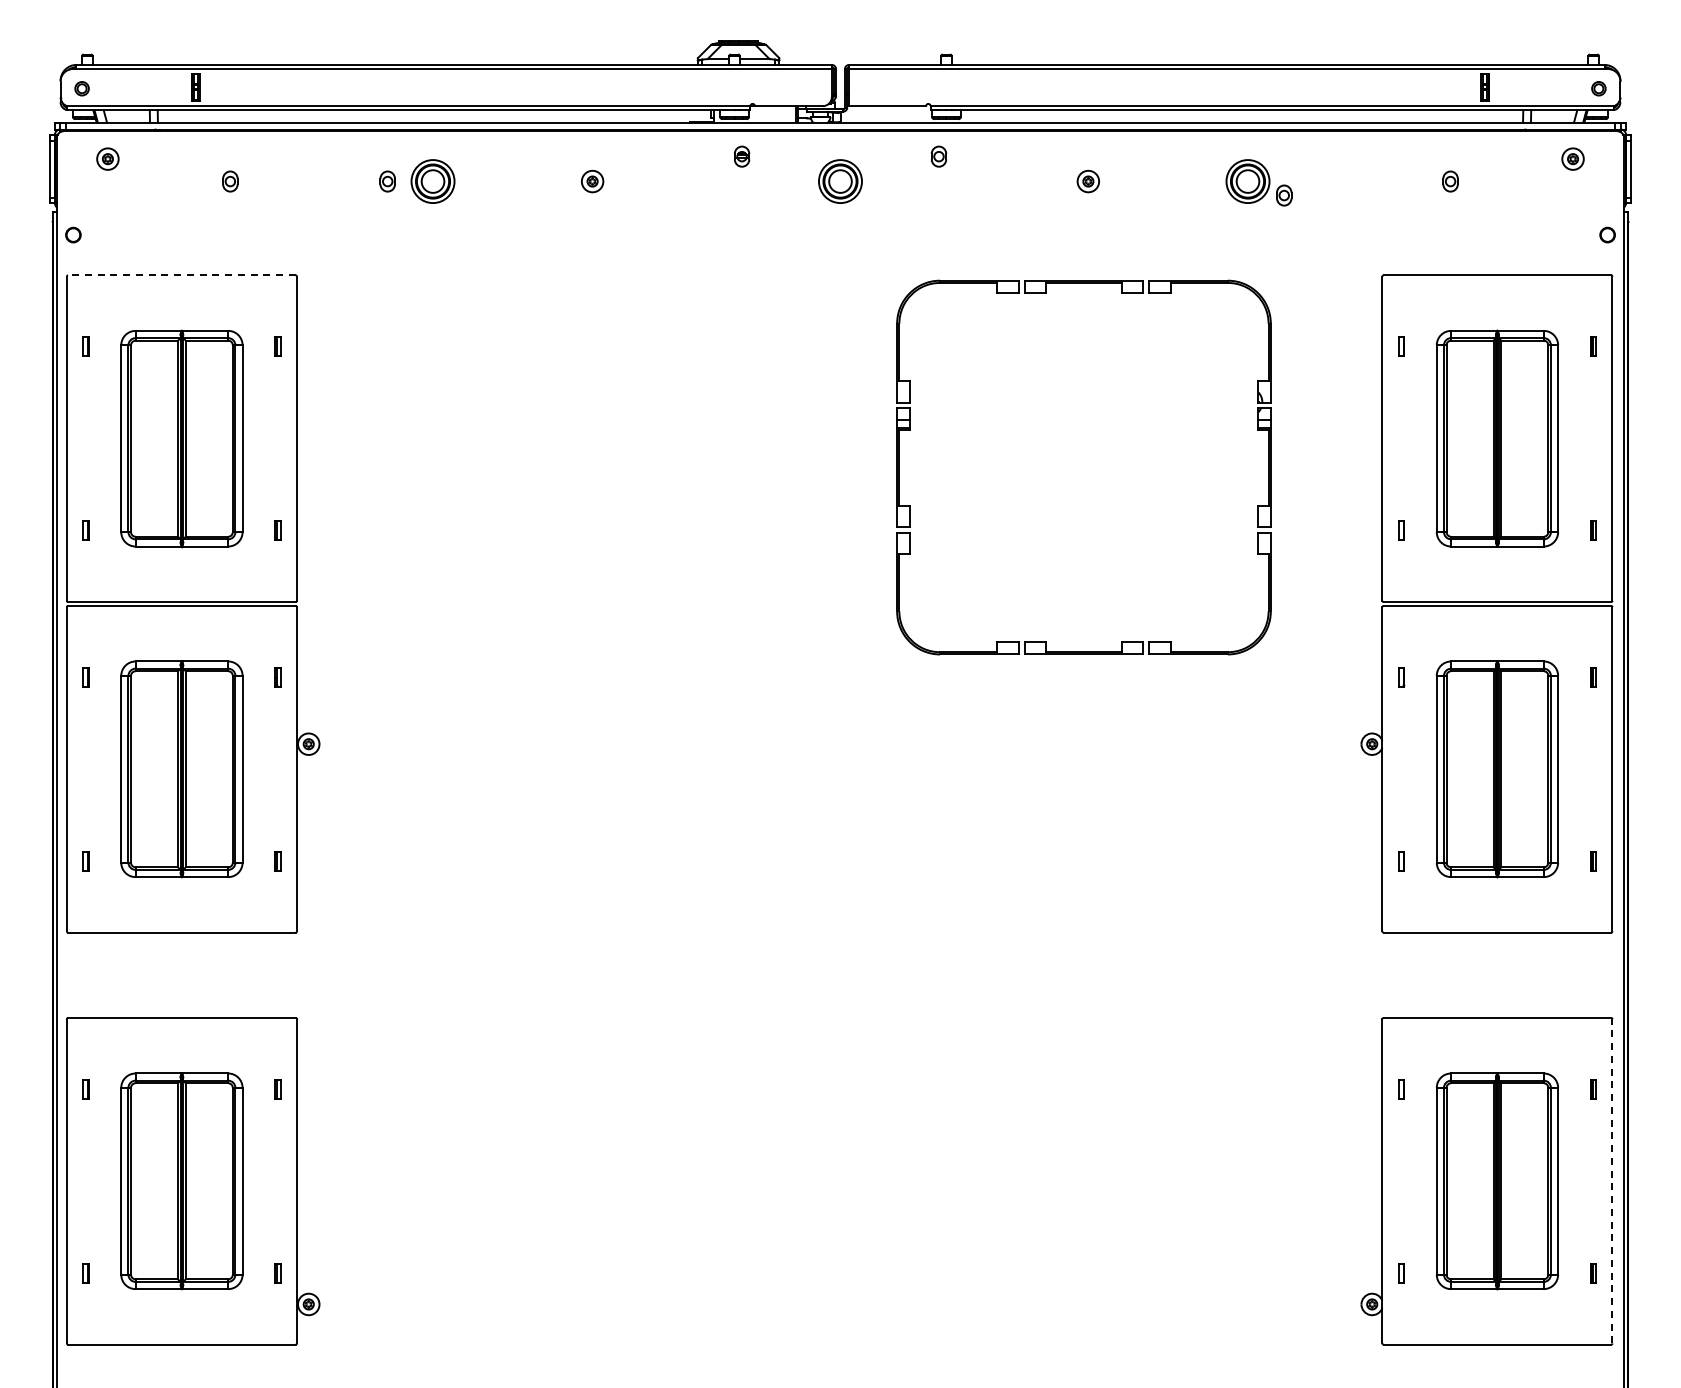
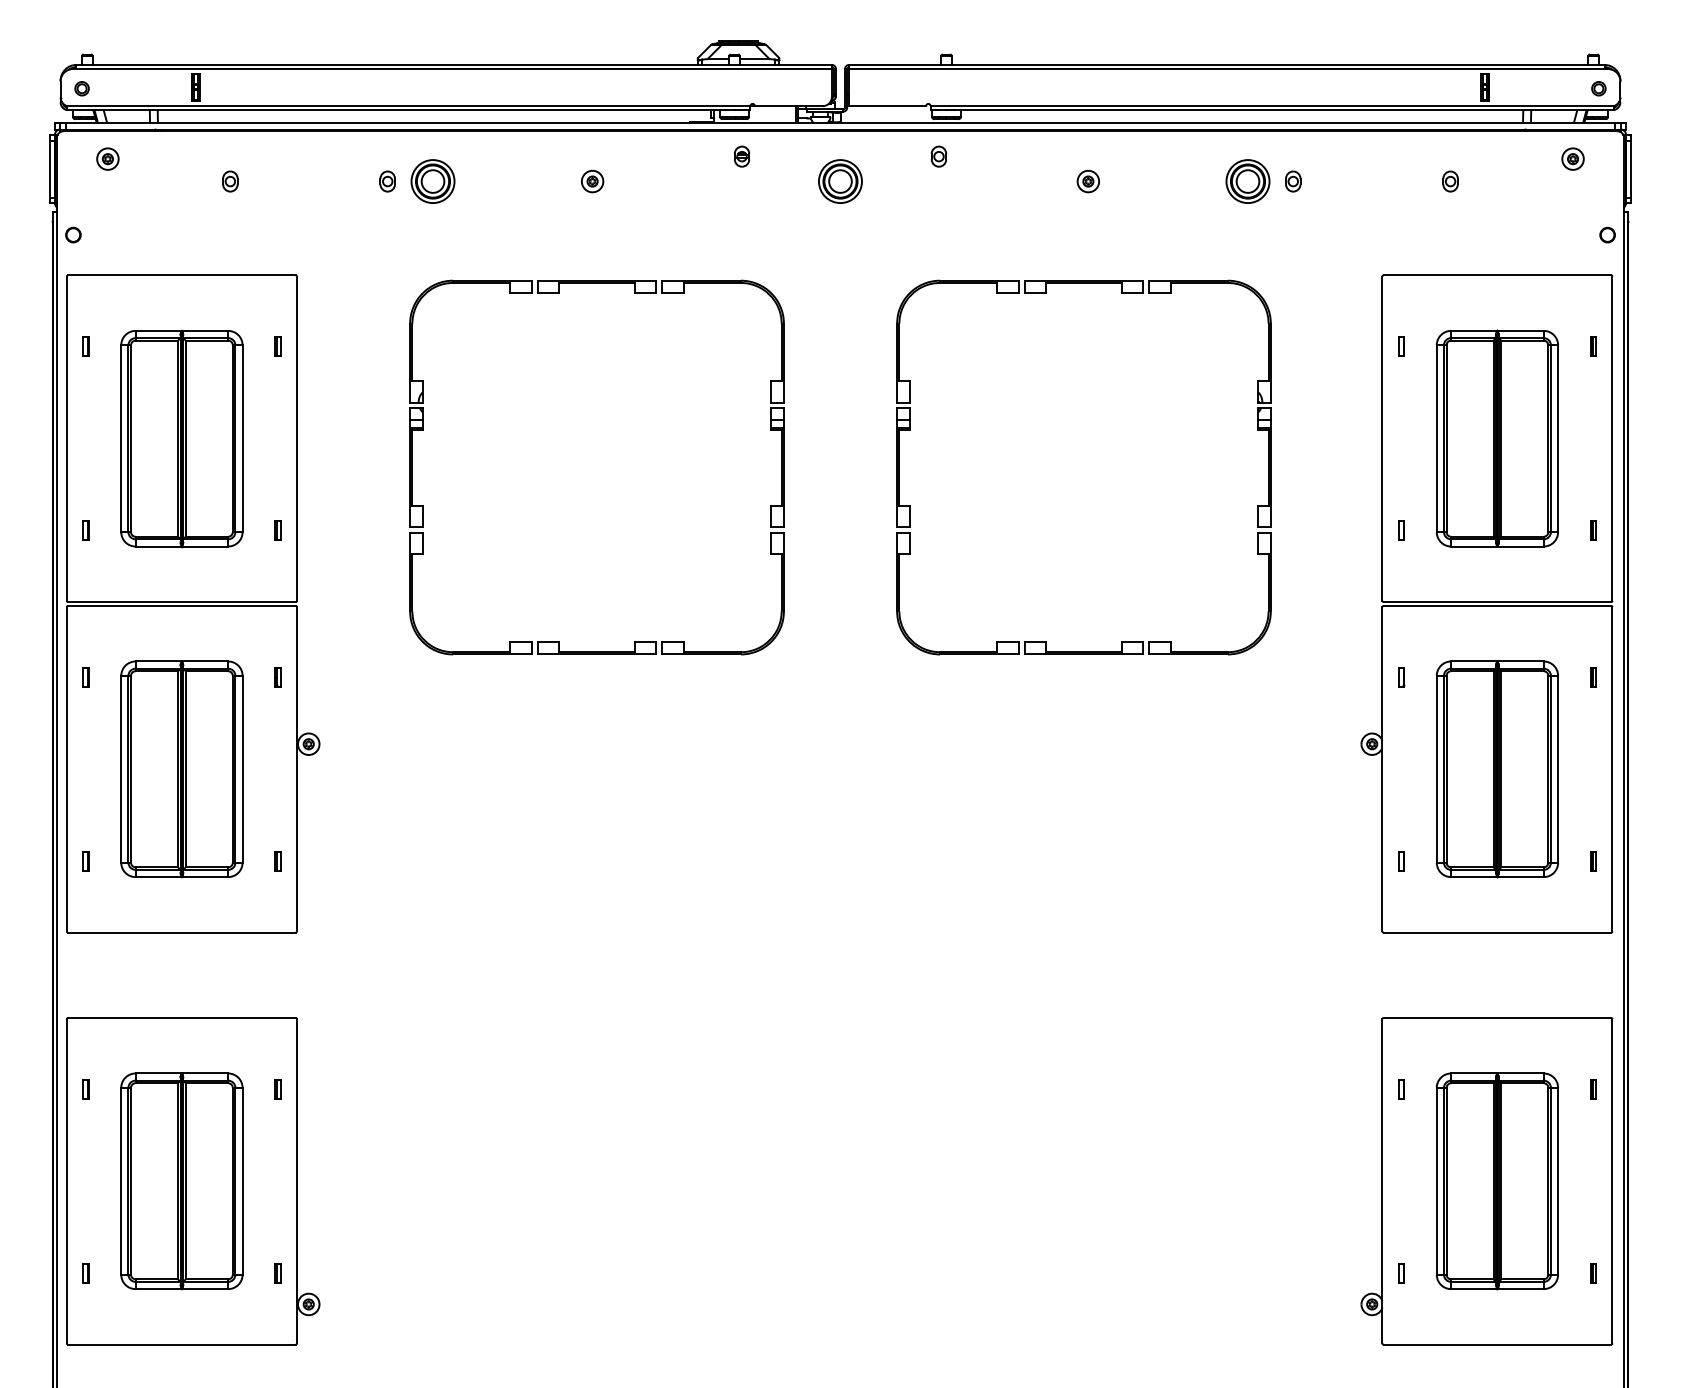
part position: (1284, 195) -> (1293, 181) (1293, 181)
line: dashed -> solid (181, 275)
part: none -> present (423, 430)
line: dashed -> solid (1612, 1180)
